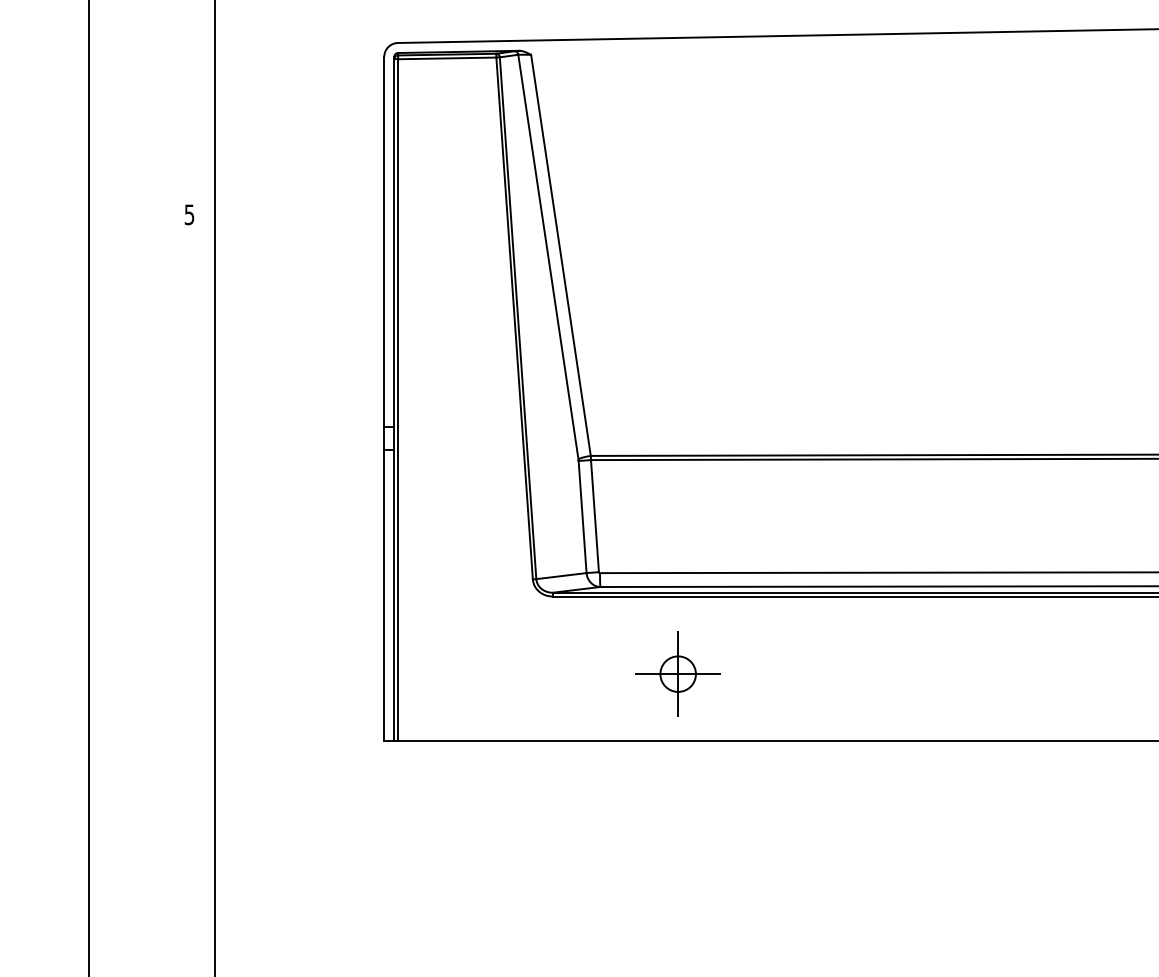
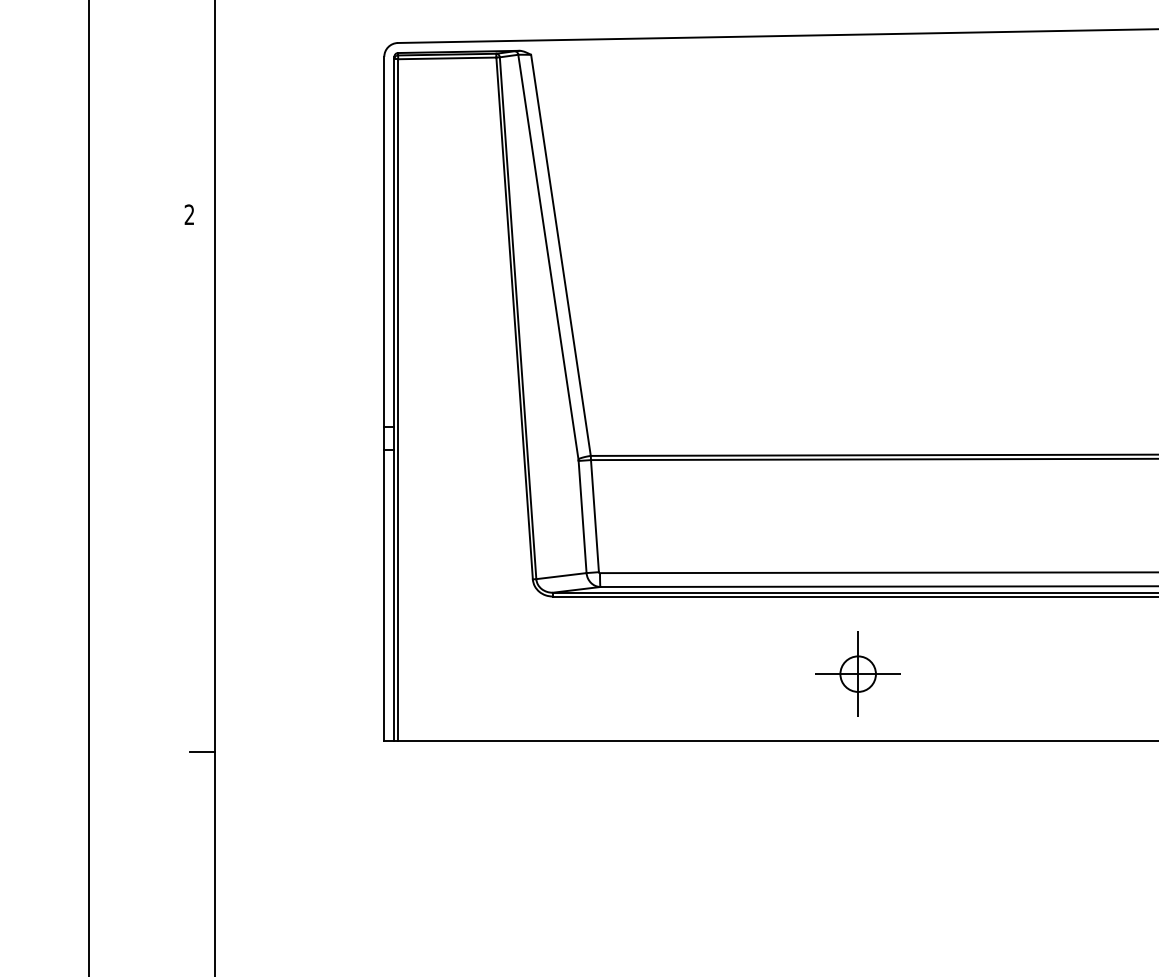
text: 5 -> 2 (189, 214)
part position: (677, 673) -> (857, 673) (857, 673)
line: none -> present (201, 751)
